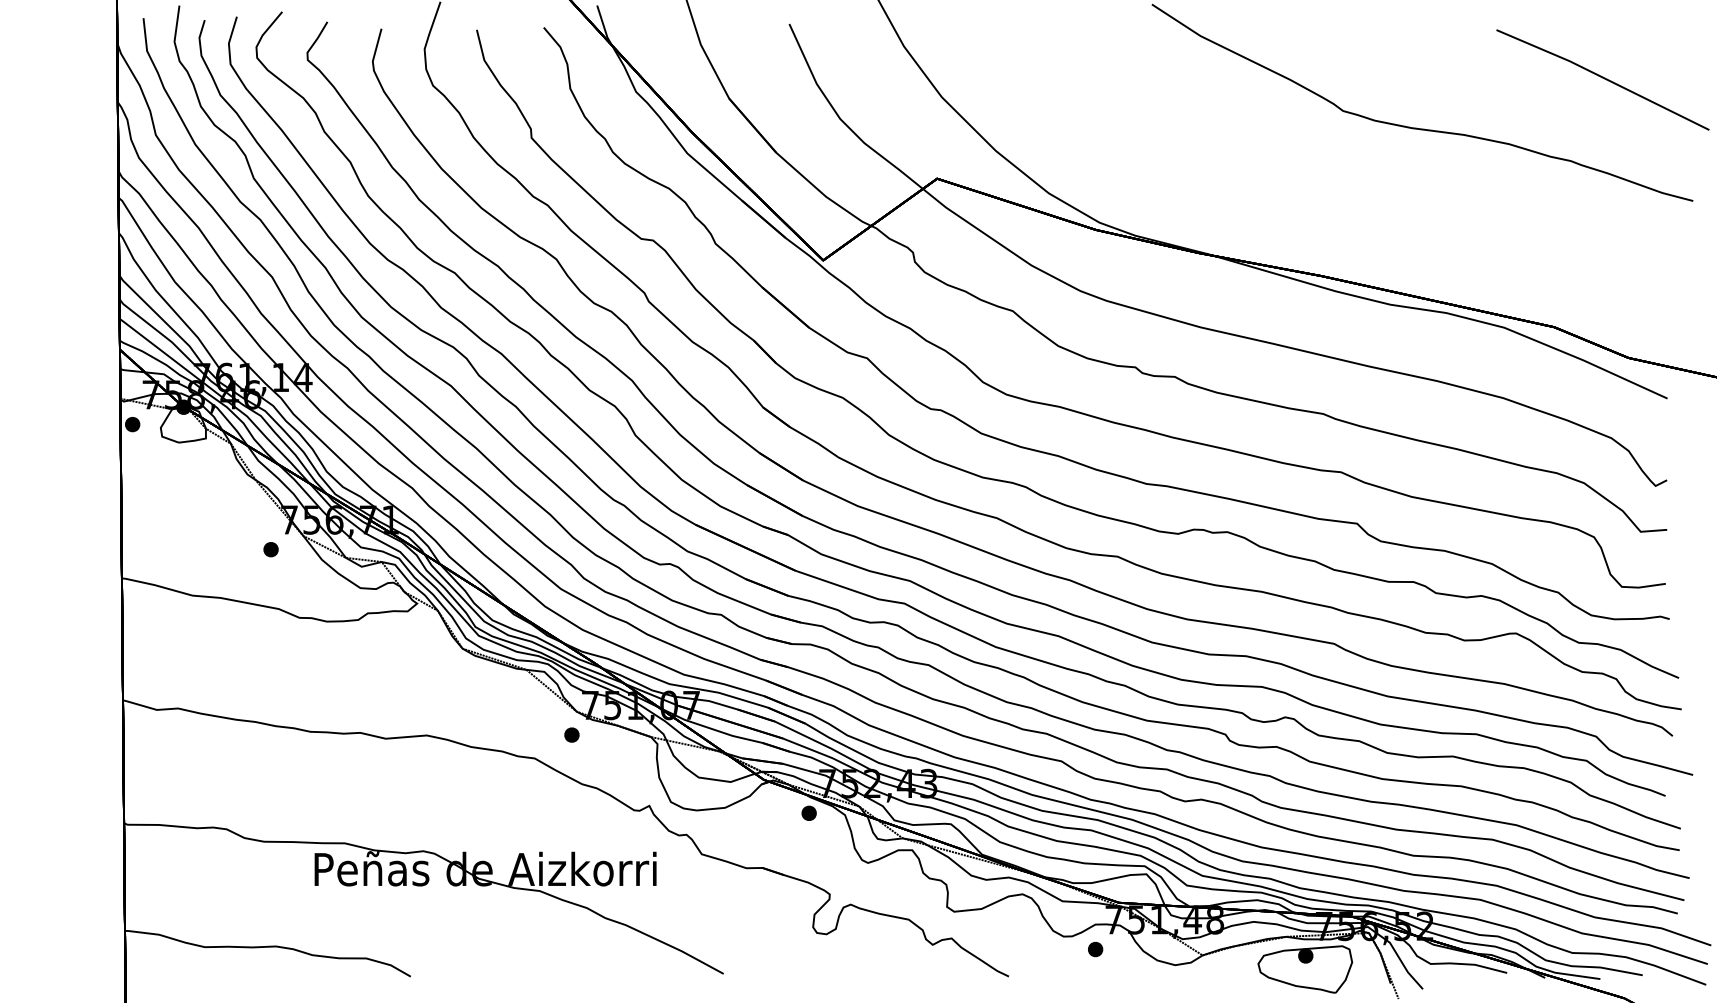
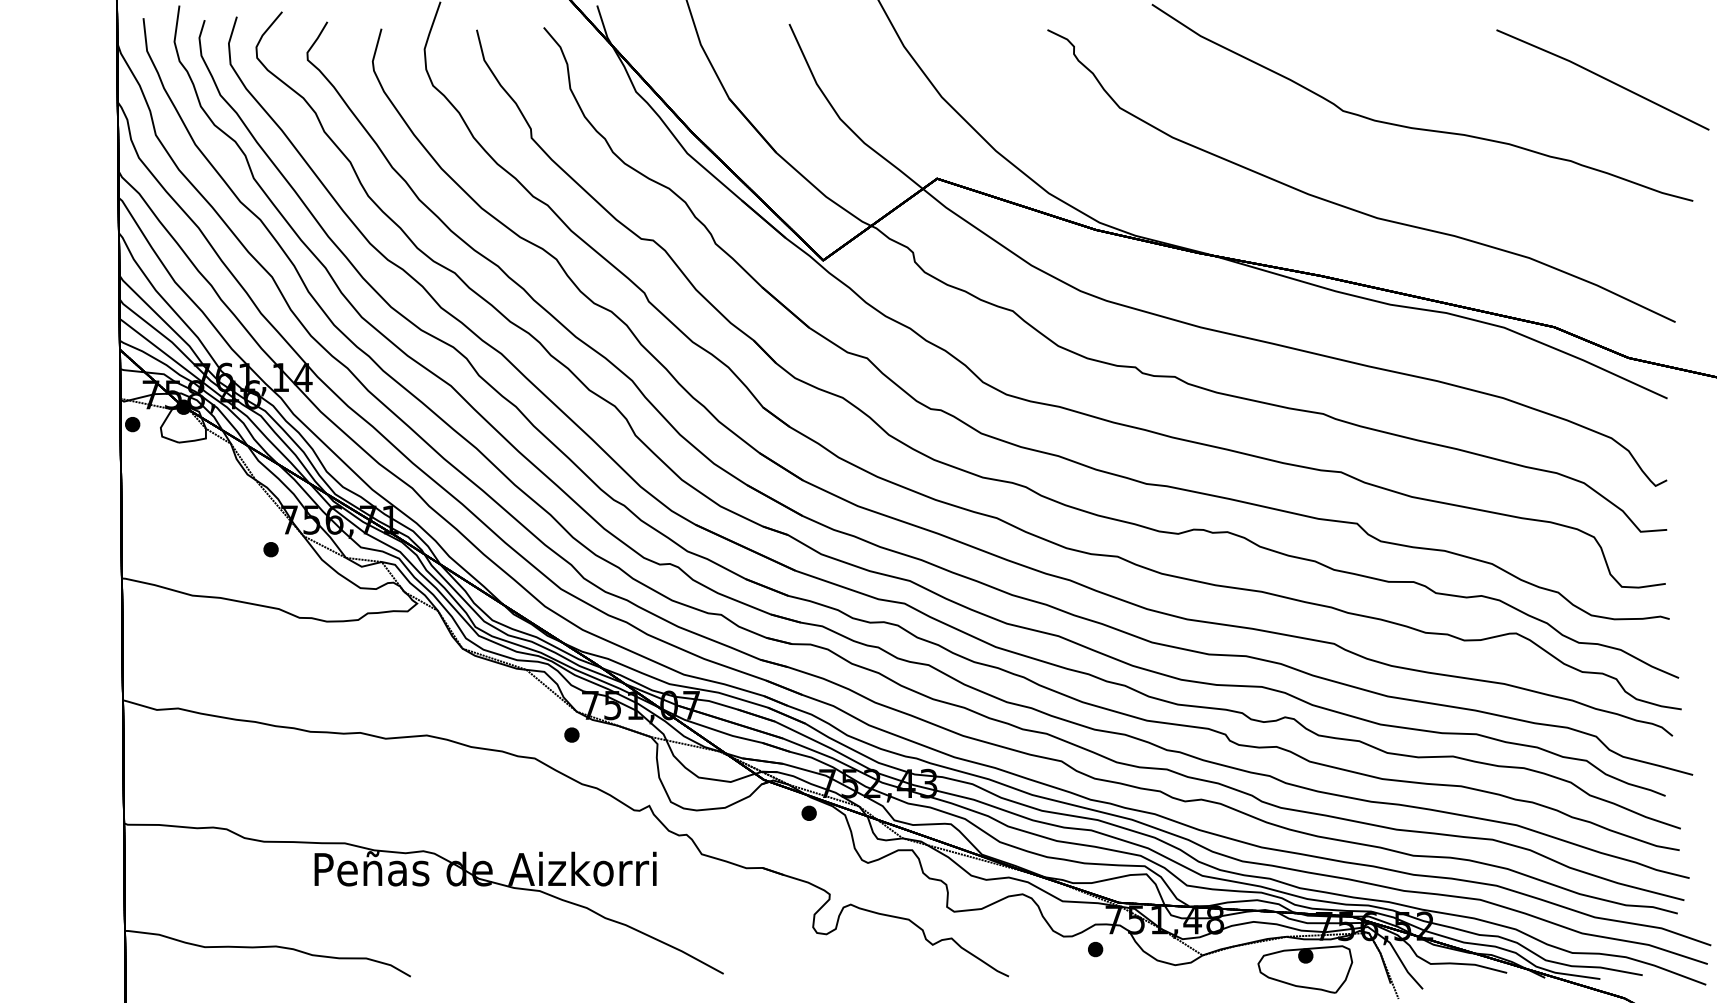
part: none -> present (1350, 207)
